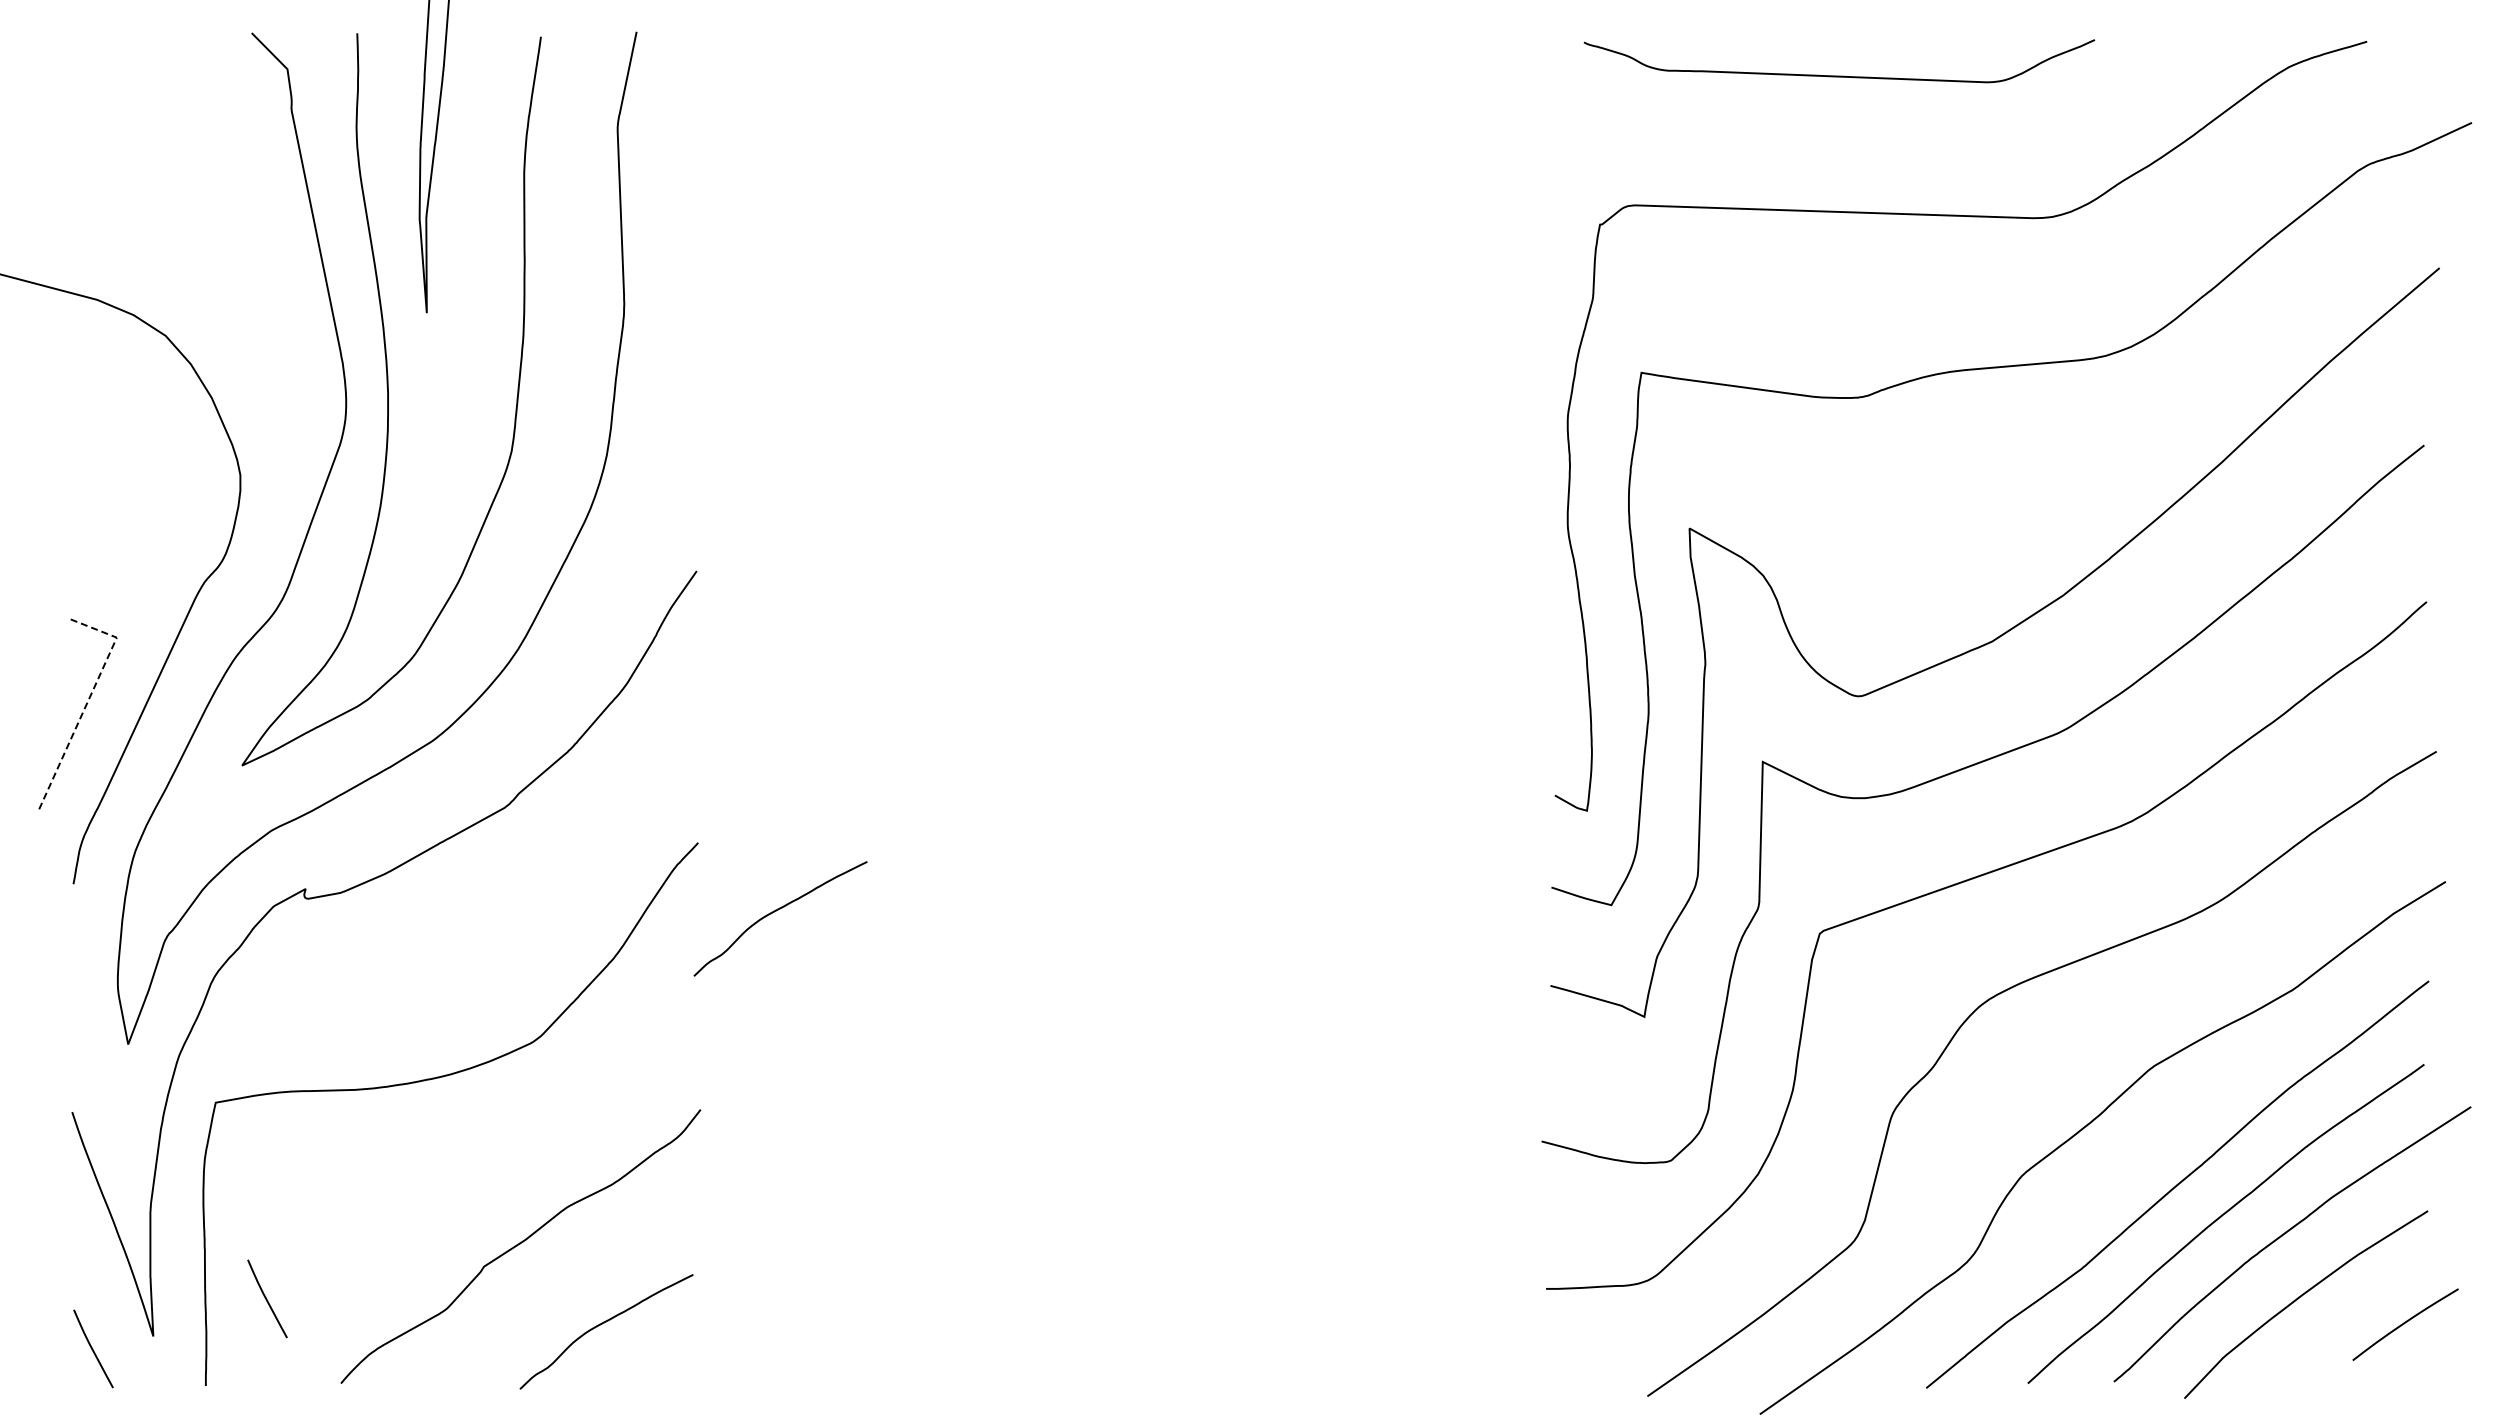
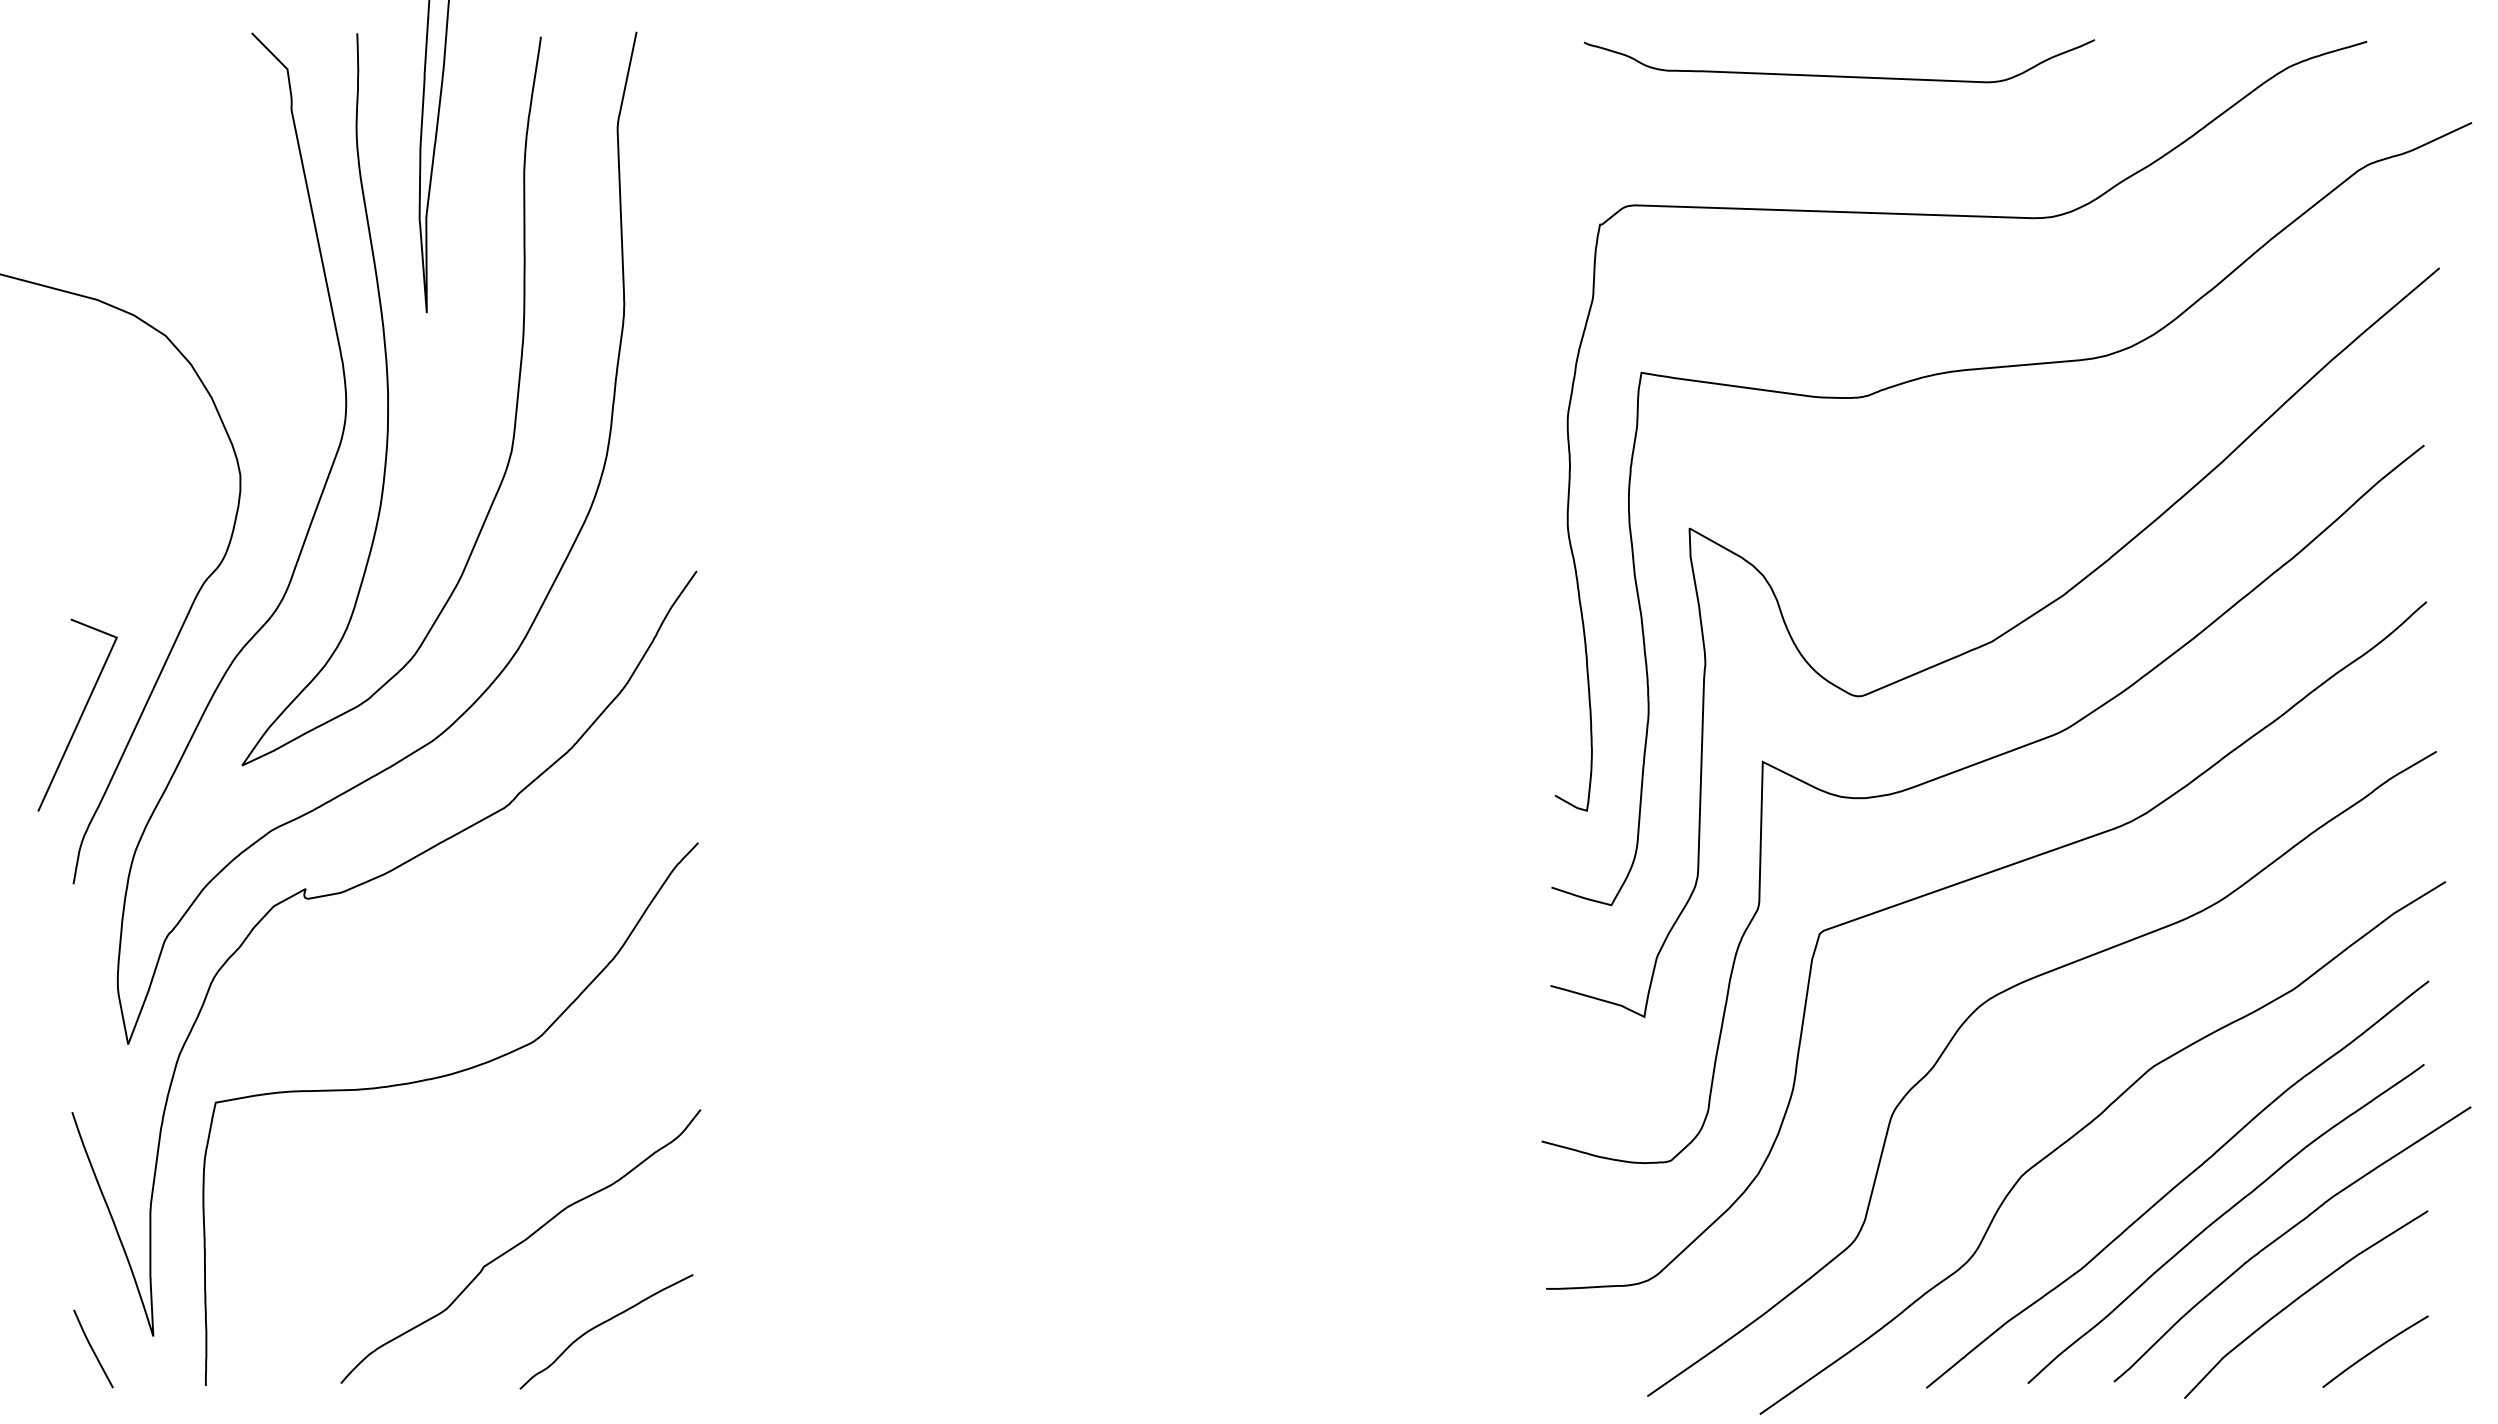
line: dashed -> solid (88, 701)
curve: present -> none (776, 911)
curve: present -> none (266, 1298)
curve position: (2405, 1323) -> (2375, 1350) (2375, 1350)
